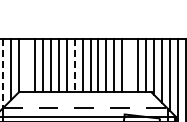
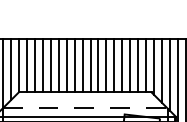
line: none -> present (26, 65)
line: dashed -> solid (74, 65)
line: none -> present (130, 65)
line: dashed -> solid (2, 73)
